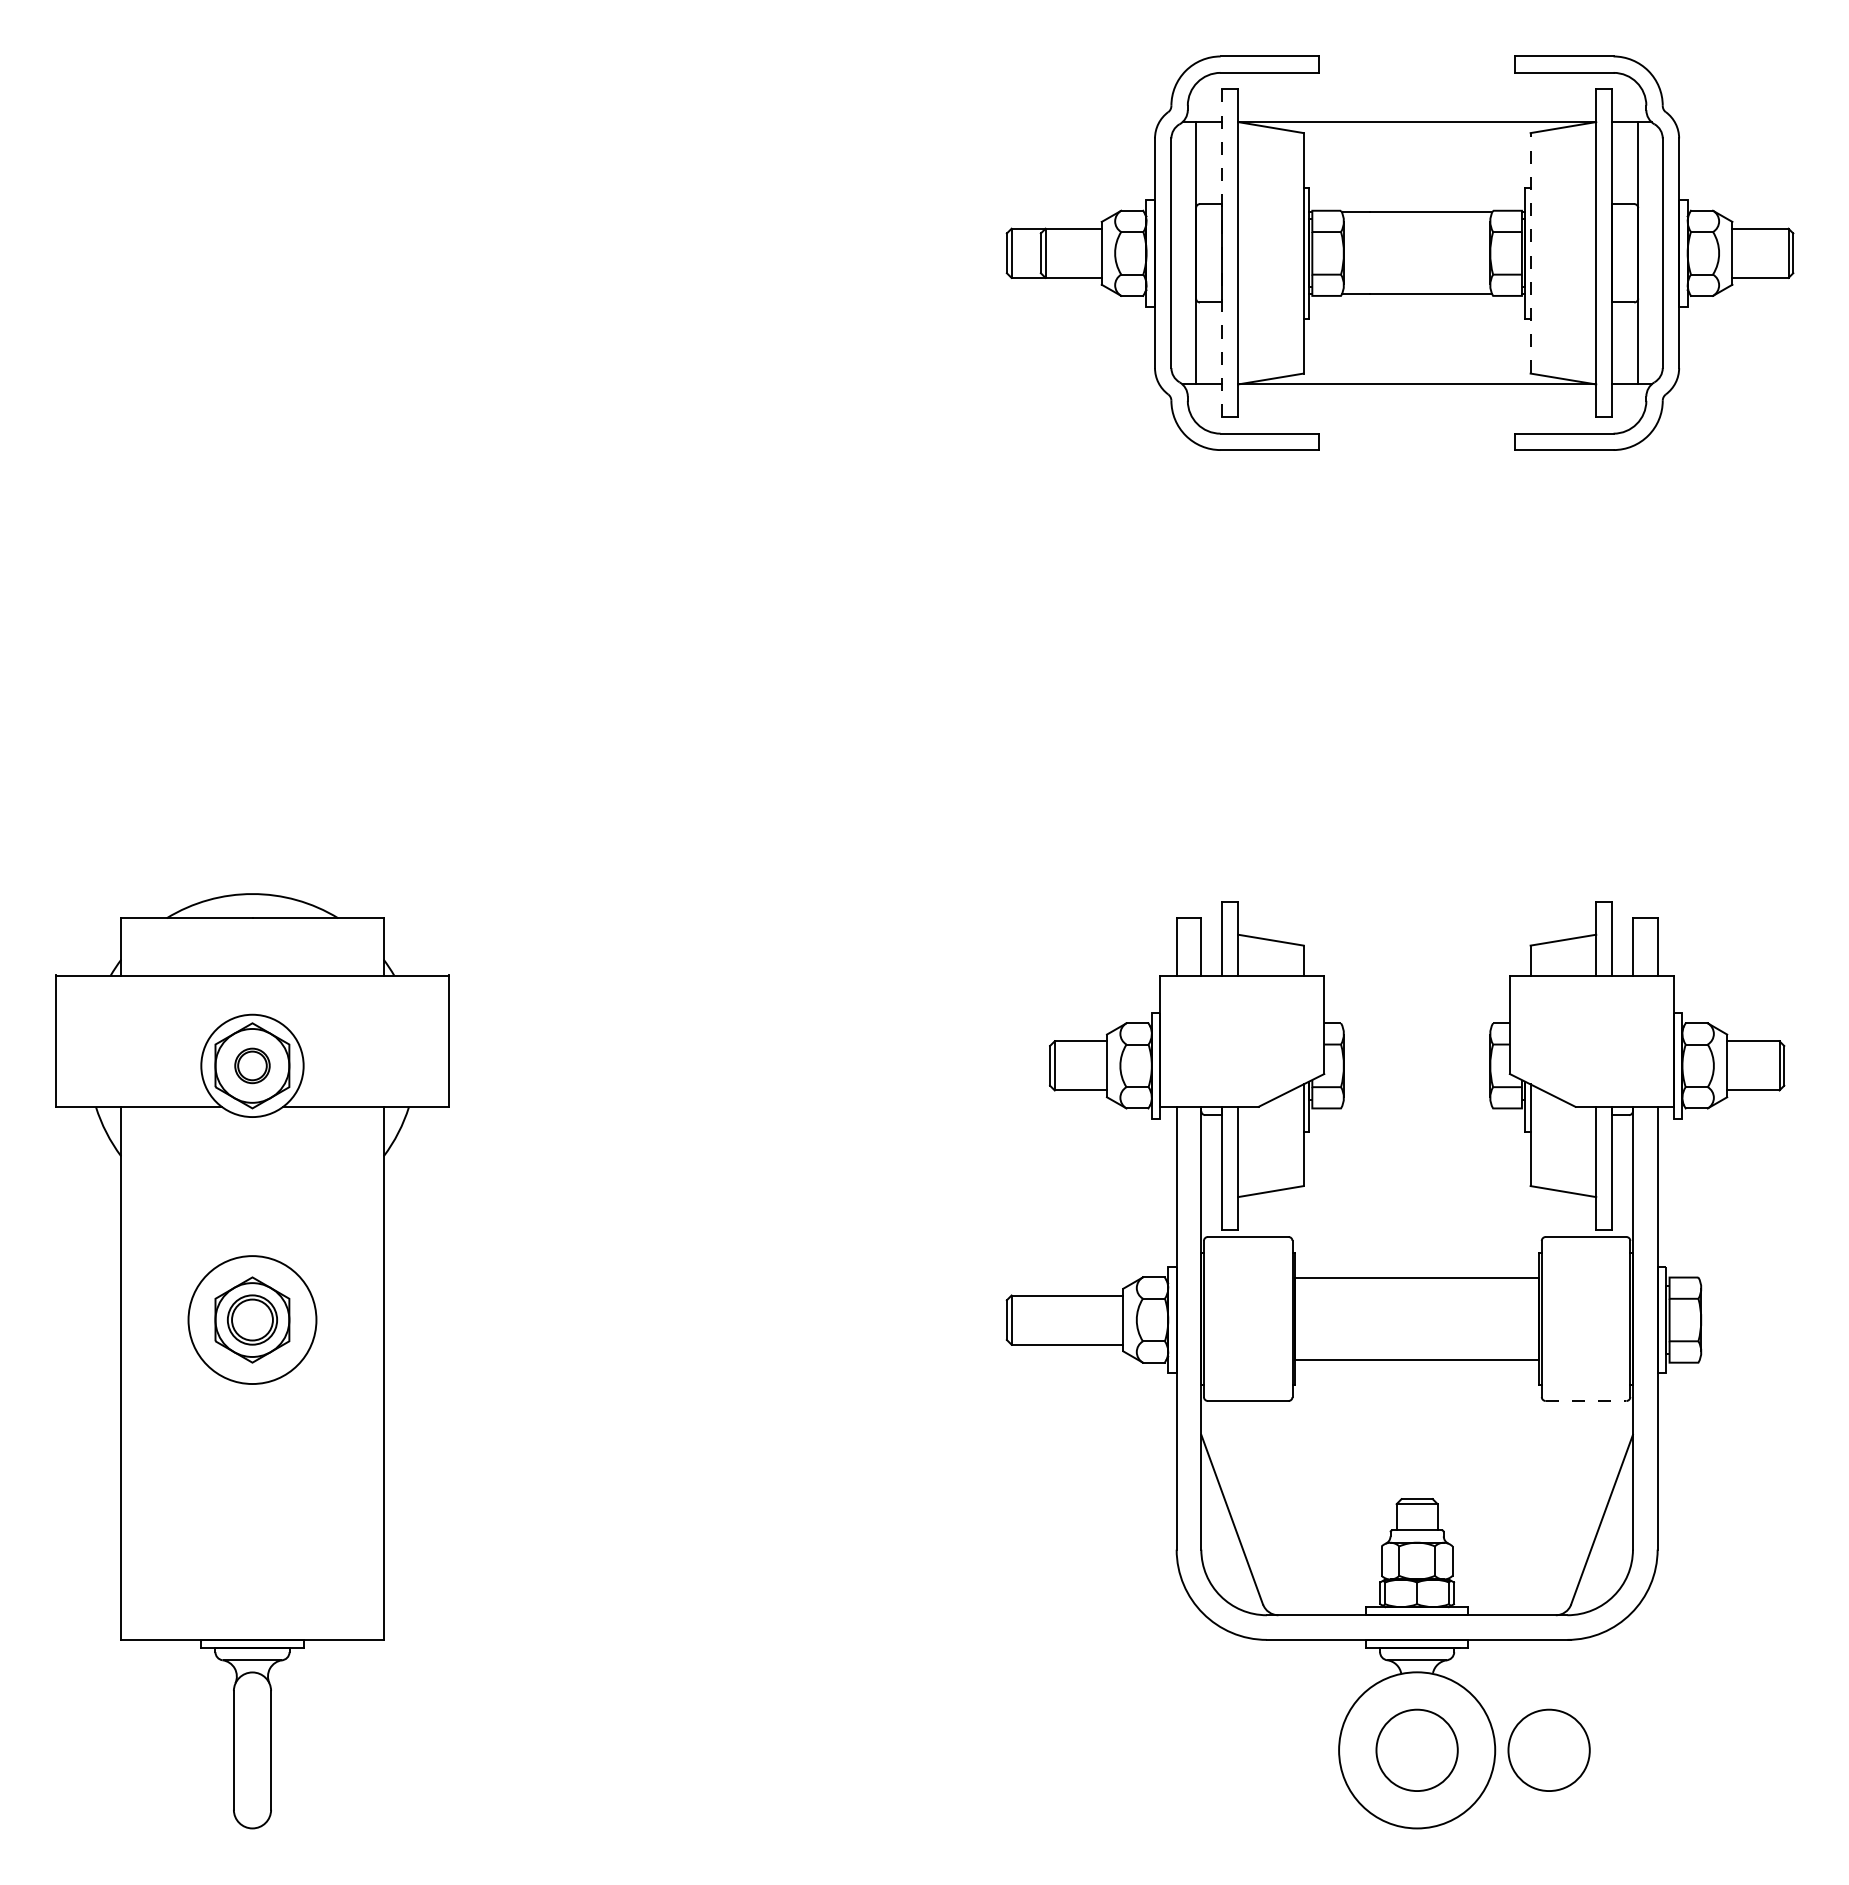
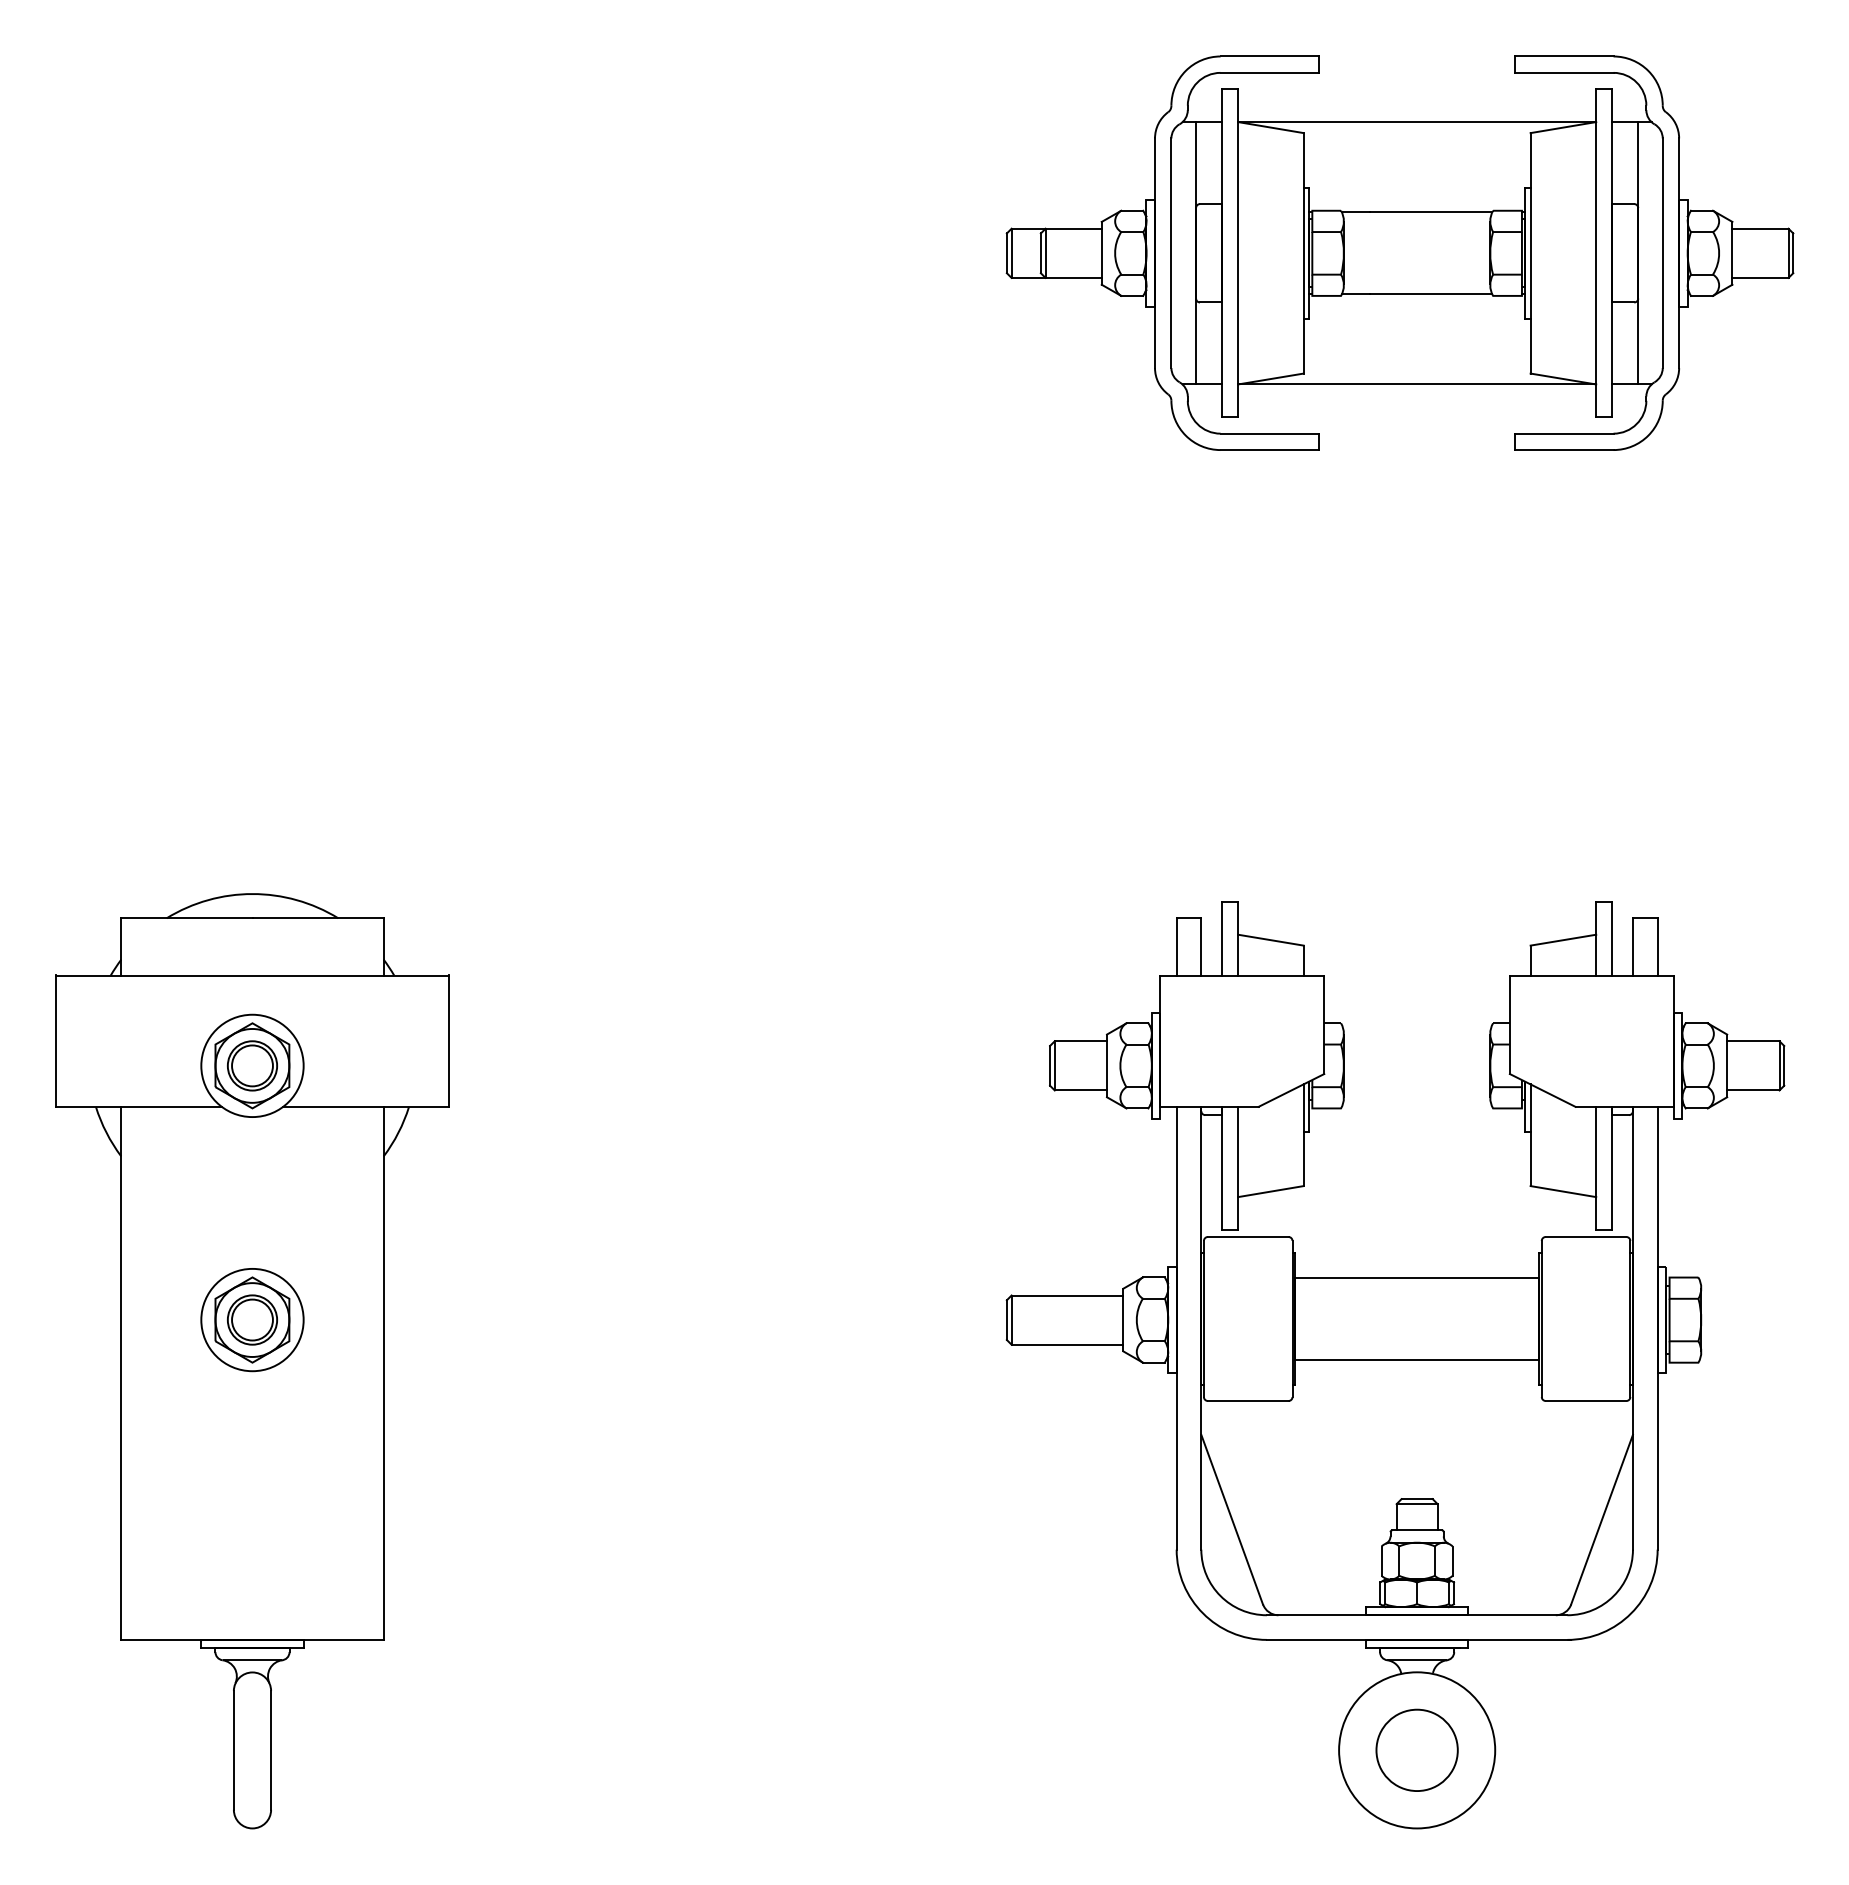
line: dashed -> solid (1530, 252)
line: dashed -> solid (1222, 253)
part size: 37x38 px -> 51x52 px (252, 1065)
circle diameter: 128 px -> 102 px (252, 1319)
line: dashed -> solid (1586, 1401)
circle: present -> none (1548, 1749)
